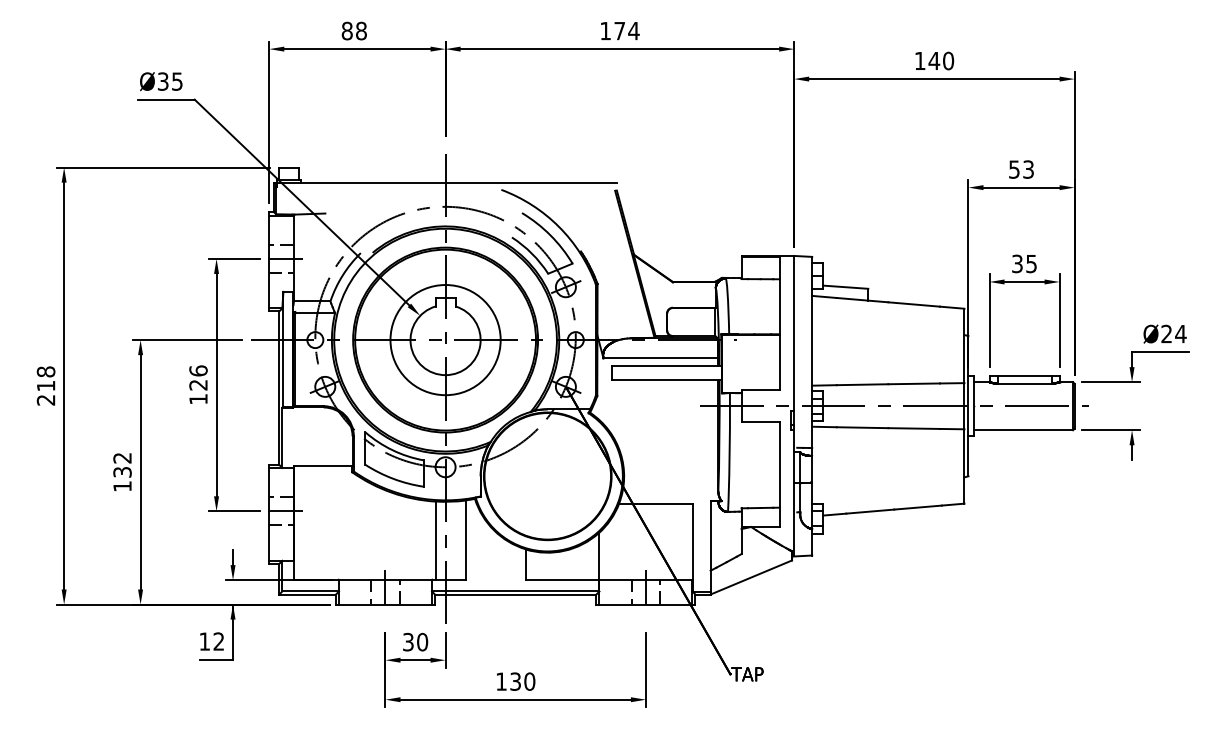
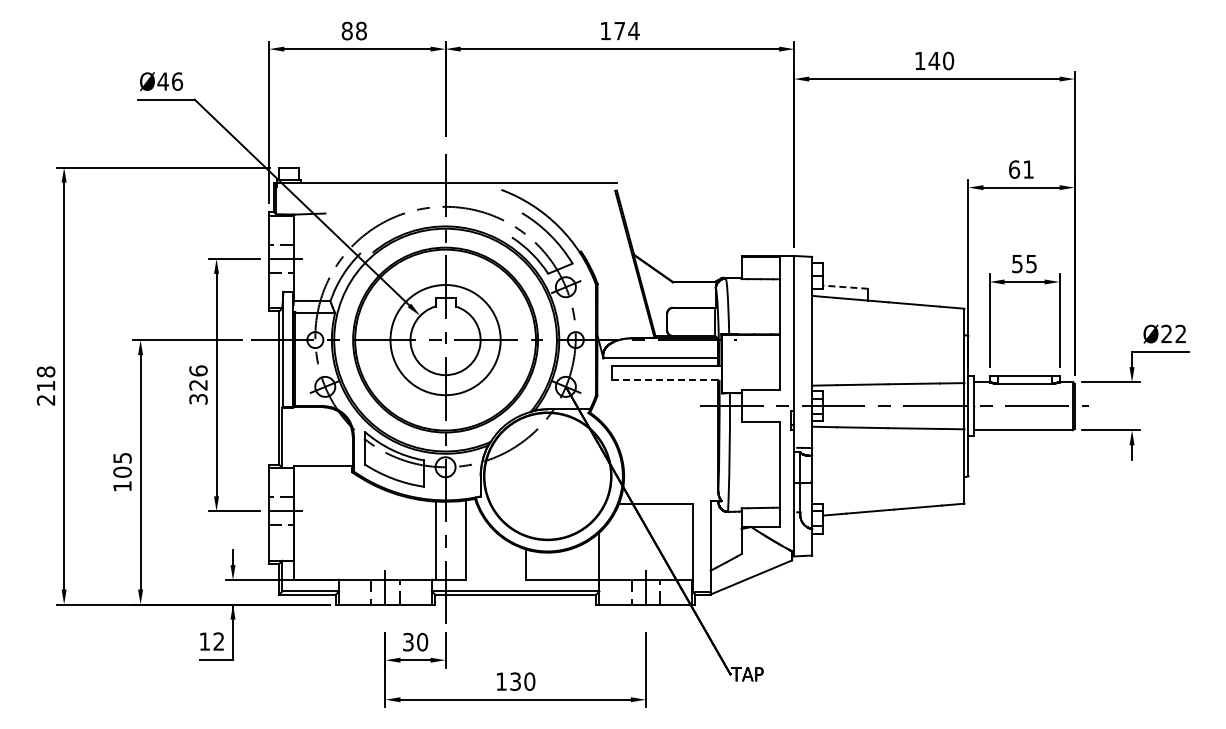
text: Ø35 -> Ø46 (170, 81)
text: 53 -> 61 (1021, 169)
text: 35 -> 55 (1017, 263)
line: solid -> dashed (845, 287)
text: Ø24 -> Ø22 (1180, 333)
line: solid -> dashed (666, 380)
text: 126 -> 326 (198, 399)
text: 132 -> 105 (122, 465)
